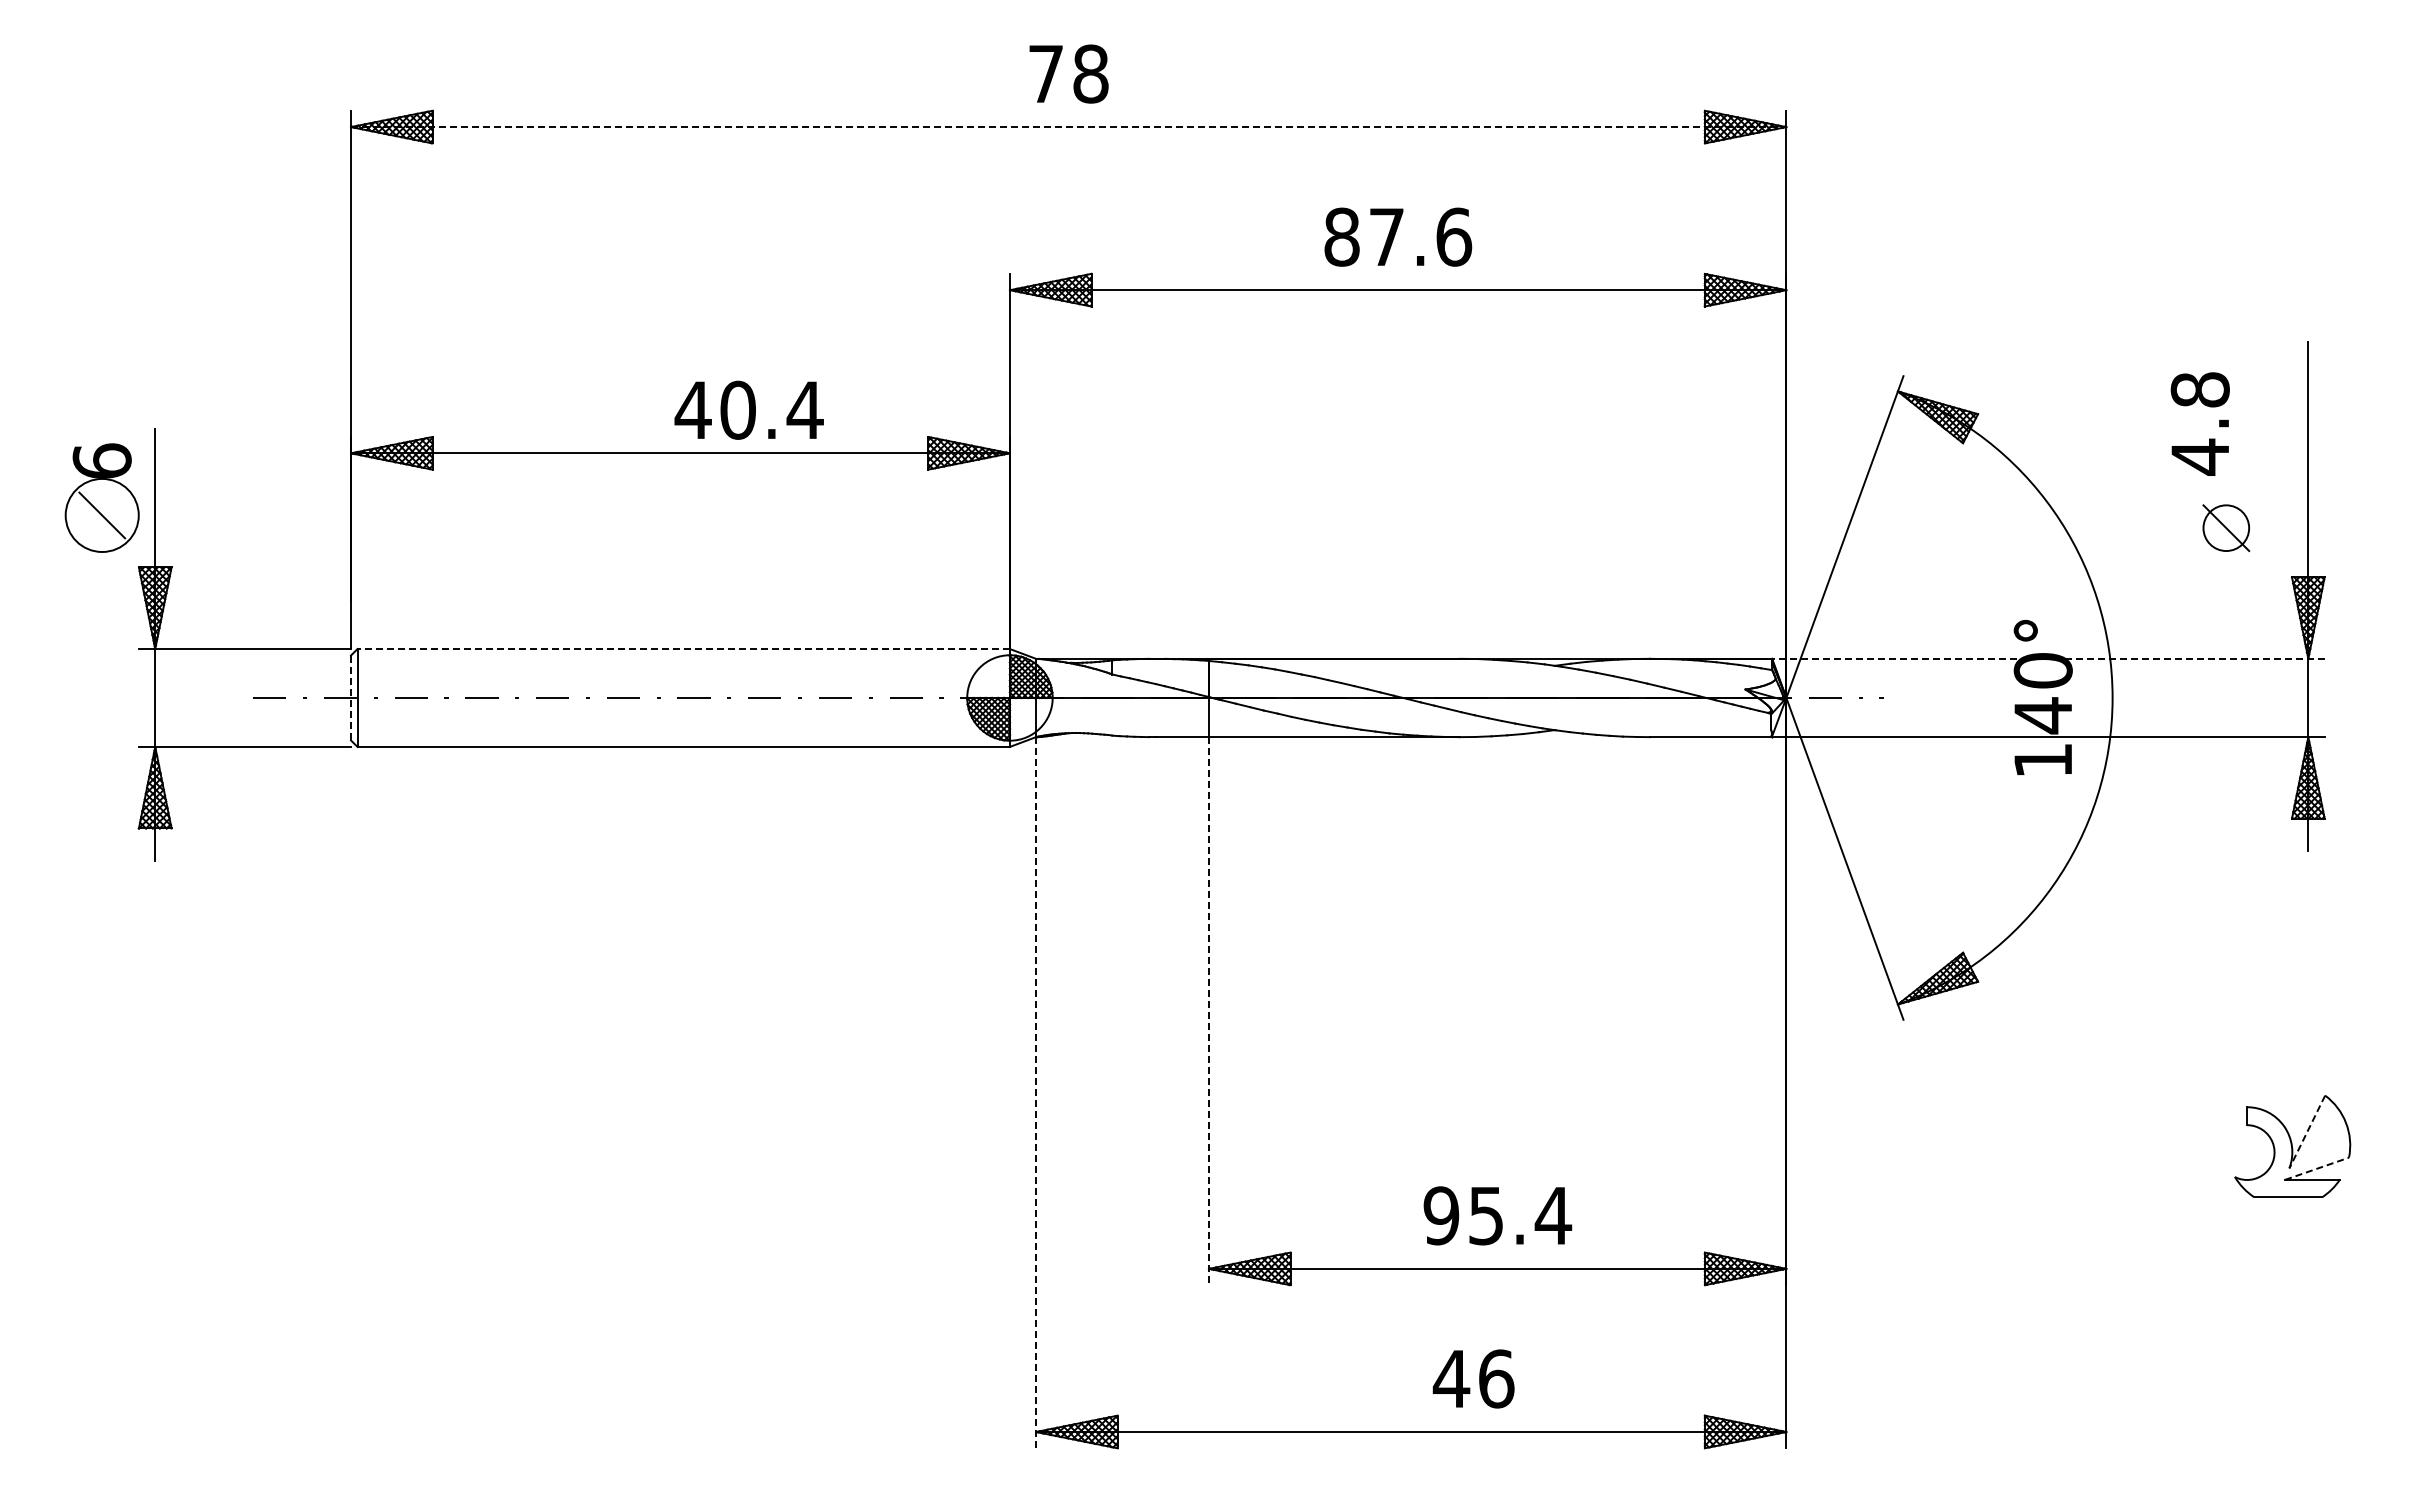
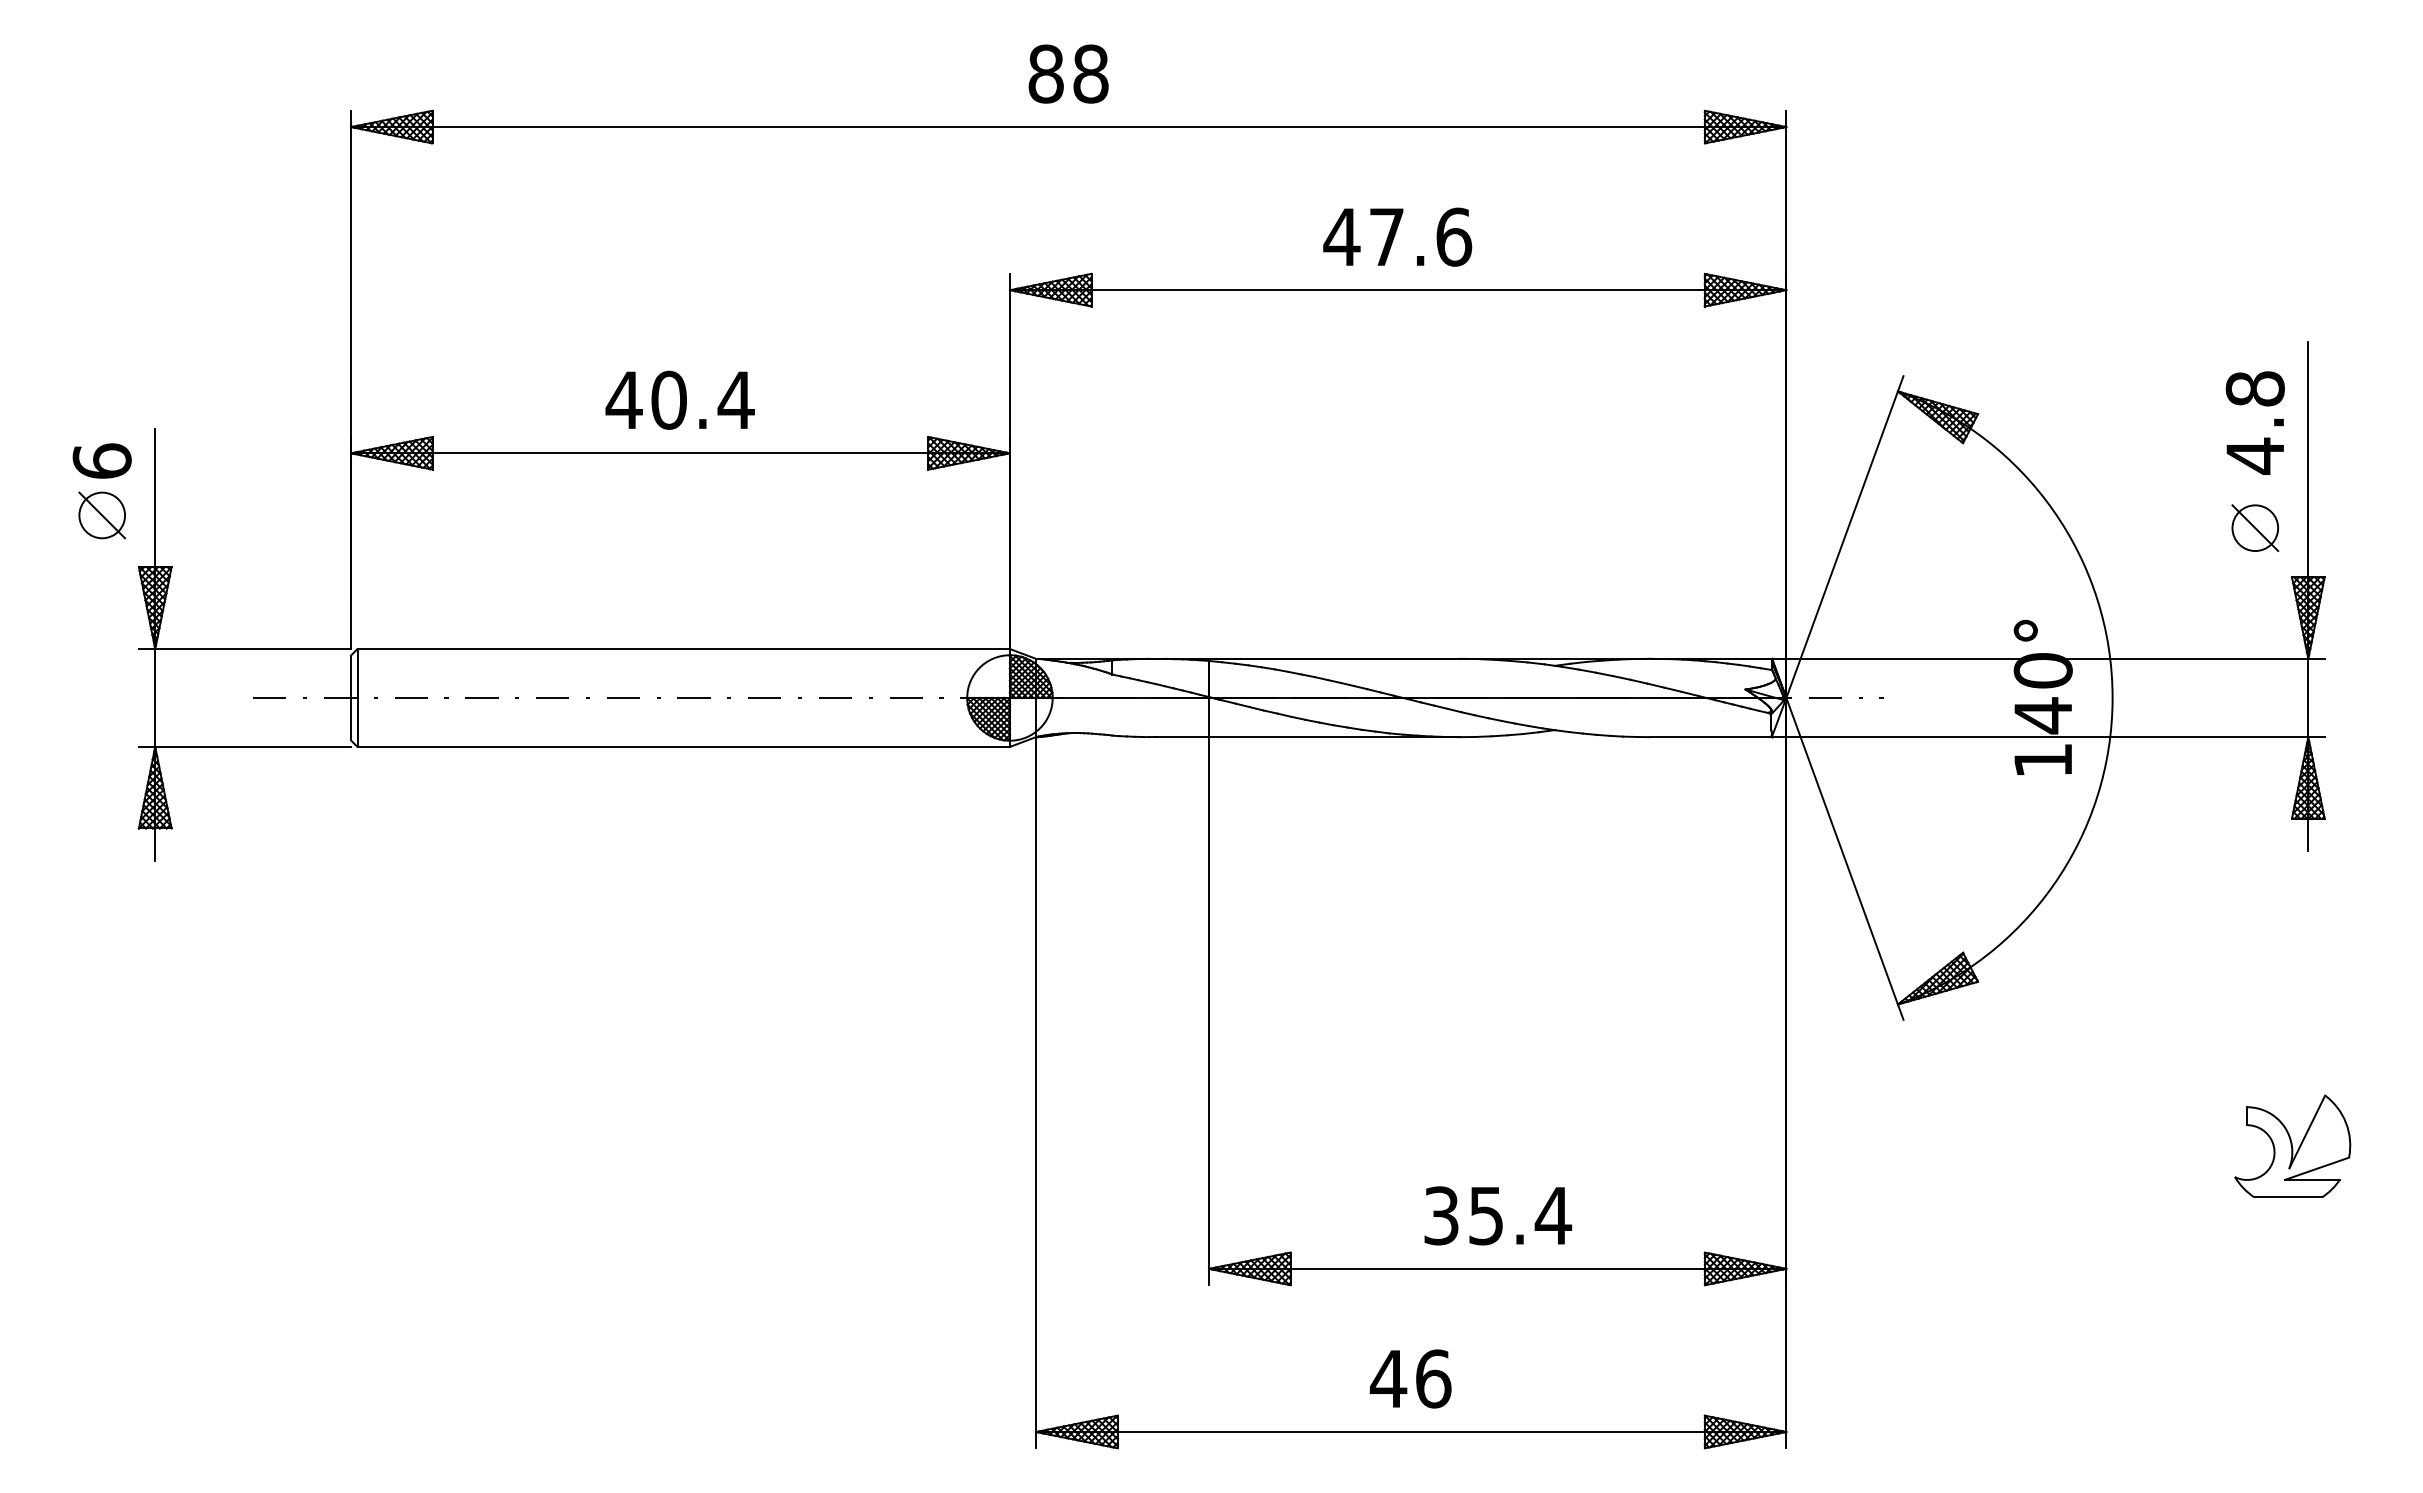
text: 78 -> 88 (1045, 73)
line: dashed -> solid (1068, 127)
text: 87.6 -> 47.6 (1341, 236)
text position: (748, 409) -> (679, 399) (679, 399)
text position: (2199, 423) -> (2254, 422) (2254, 422)
circle diameter: 73 px -> 46 px (102, 515)
part position: (2226, 528) -> (2255, 528) (2255, 528)
line: dashed -> solid (683, 649)
line: dashed -> solid (2047, 658)
line: dashed -> solid (350, 698)
line: dashed -> solid (1208, 1011)
line: dashed -> solid (1036, 1092)
line: dashed -> solid (2307, 1132)
line: dashed -> solid (2317, 1168)
text: 95.4 -> 35.4 (1441, 1215)
text position: (1473, 1378) -> (1410, 1378) (1410, 1378)
